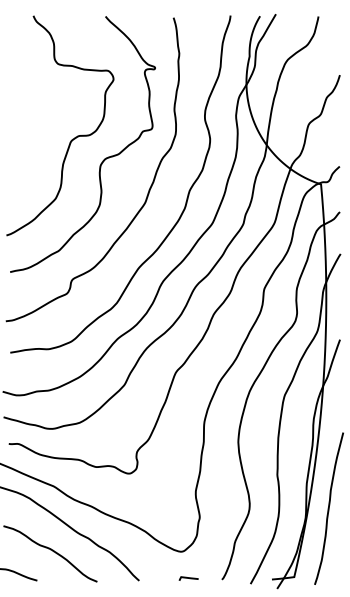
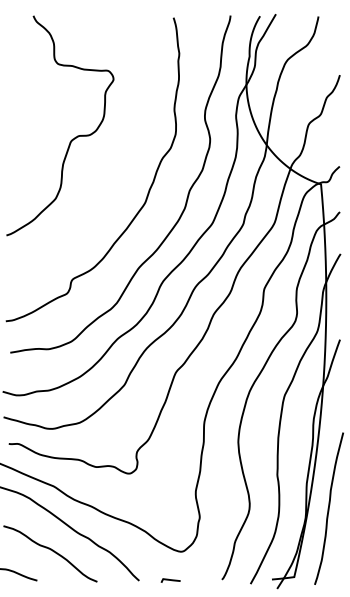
curve: present -> none (102, 160)
curve position: (188, 578) -> (170, 580) (170, 580)
